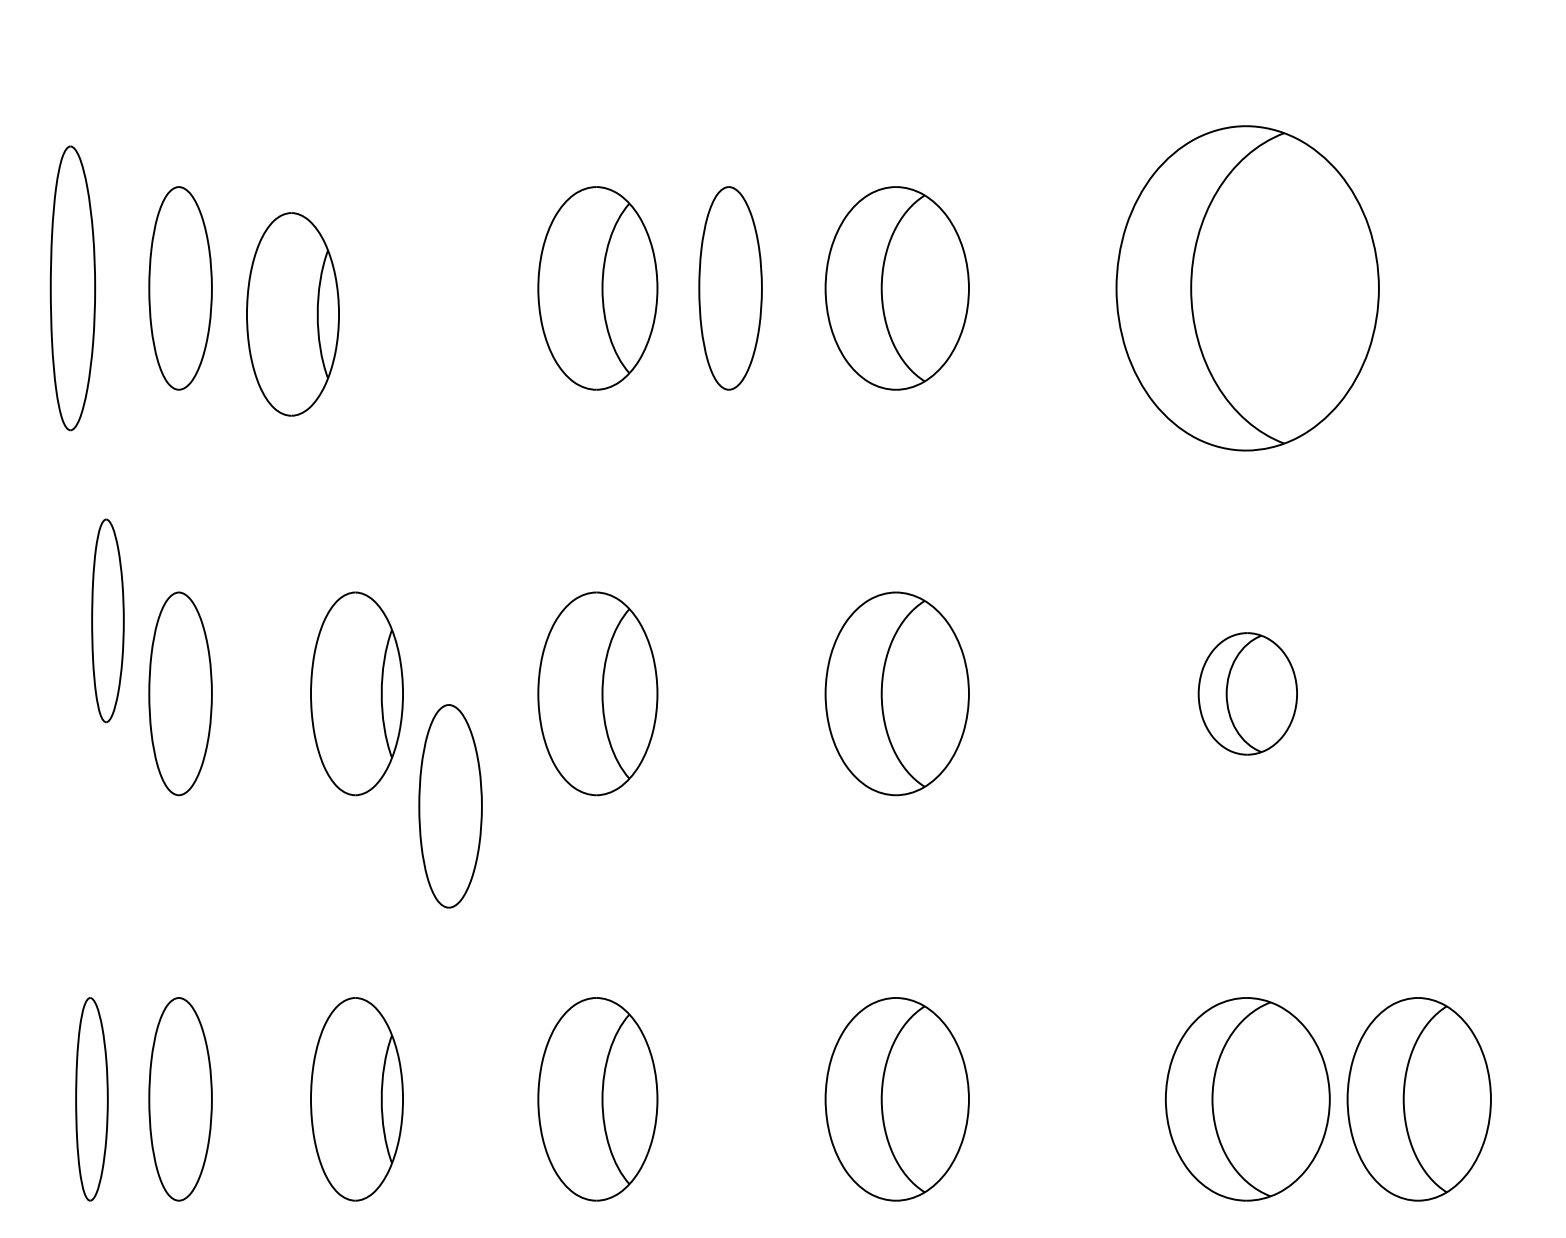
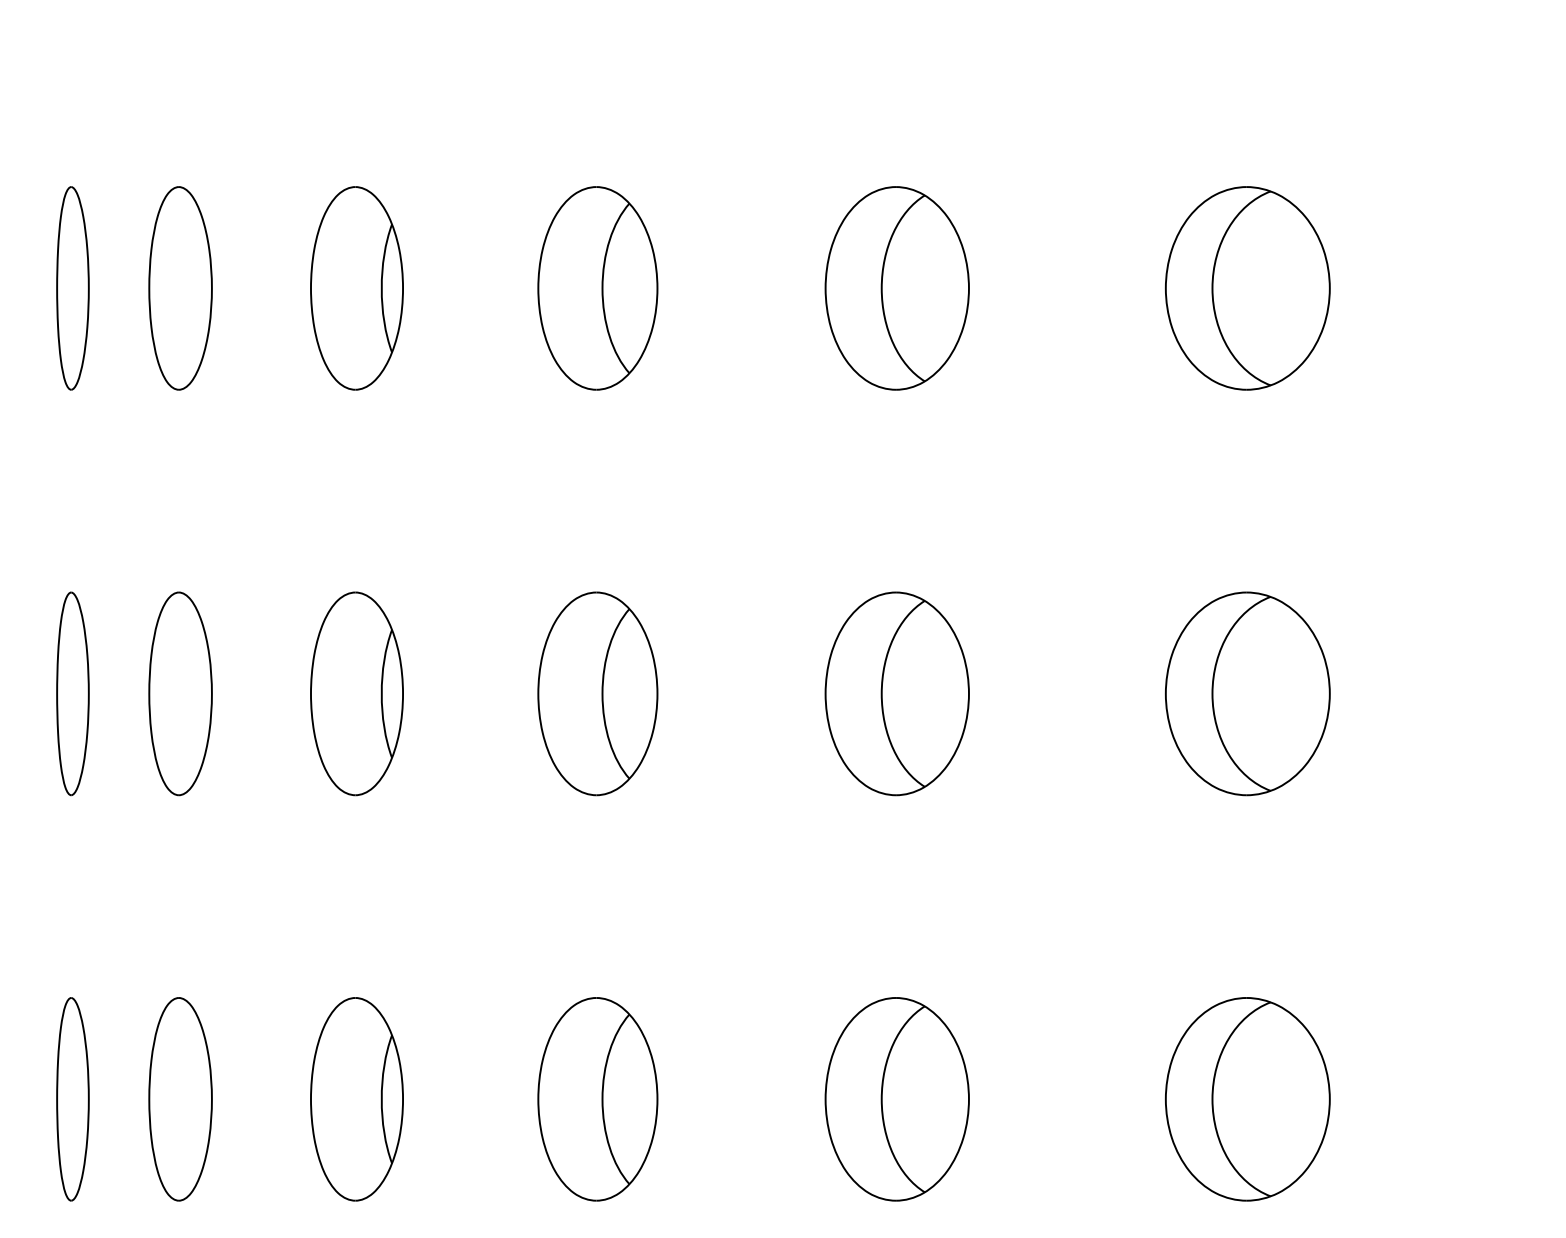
part size: 48x287 px -> 34x205 px (72, 288)
part: present -> none (730, 288)
part size: 265x327 px -> 166x205 px (1247, 288)
part position: (292, 314) -> (356, 288) (356, 288)
part position: (107, 620) -> (72, 693) (72, 693)
part size: 101x124 px -> 166x206 px (1247, 693)
part: present -> none (450, 806)
part position: (91, 1099) -> (72, 1099) (72, 1099)
part: present -> none (1418, 1099)
